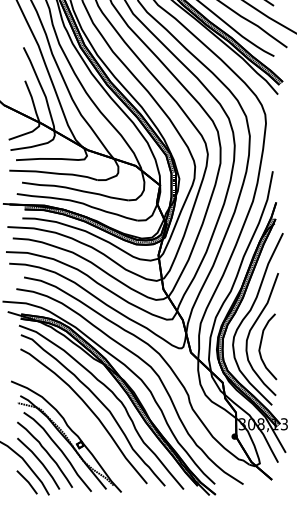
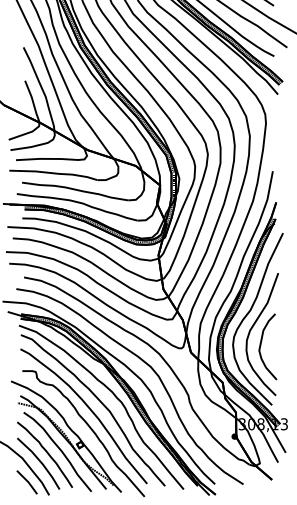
curve: none -> present (88, 427)
